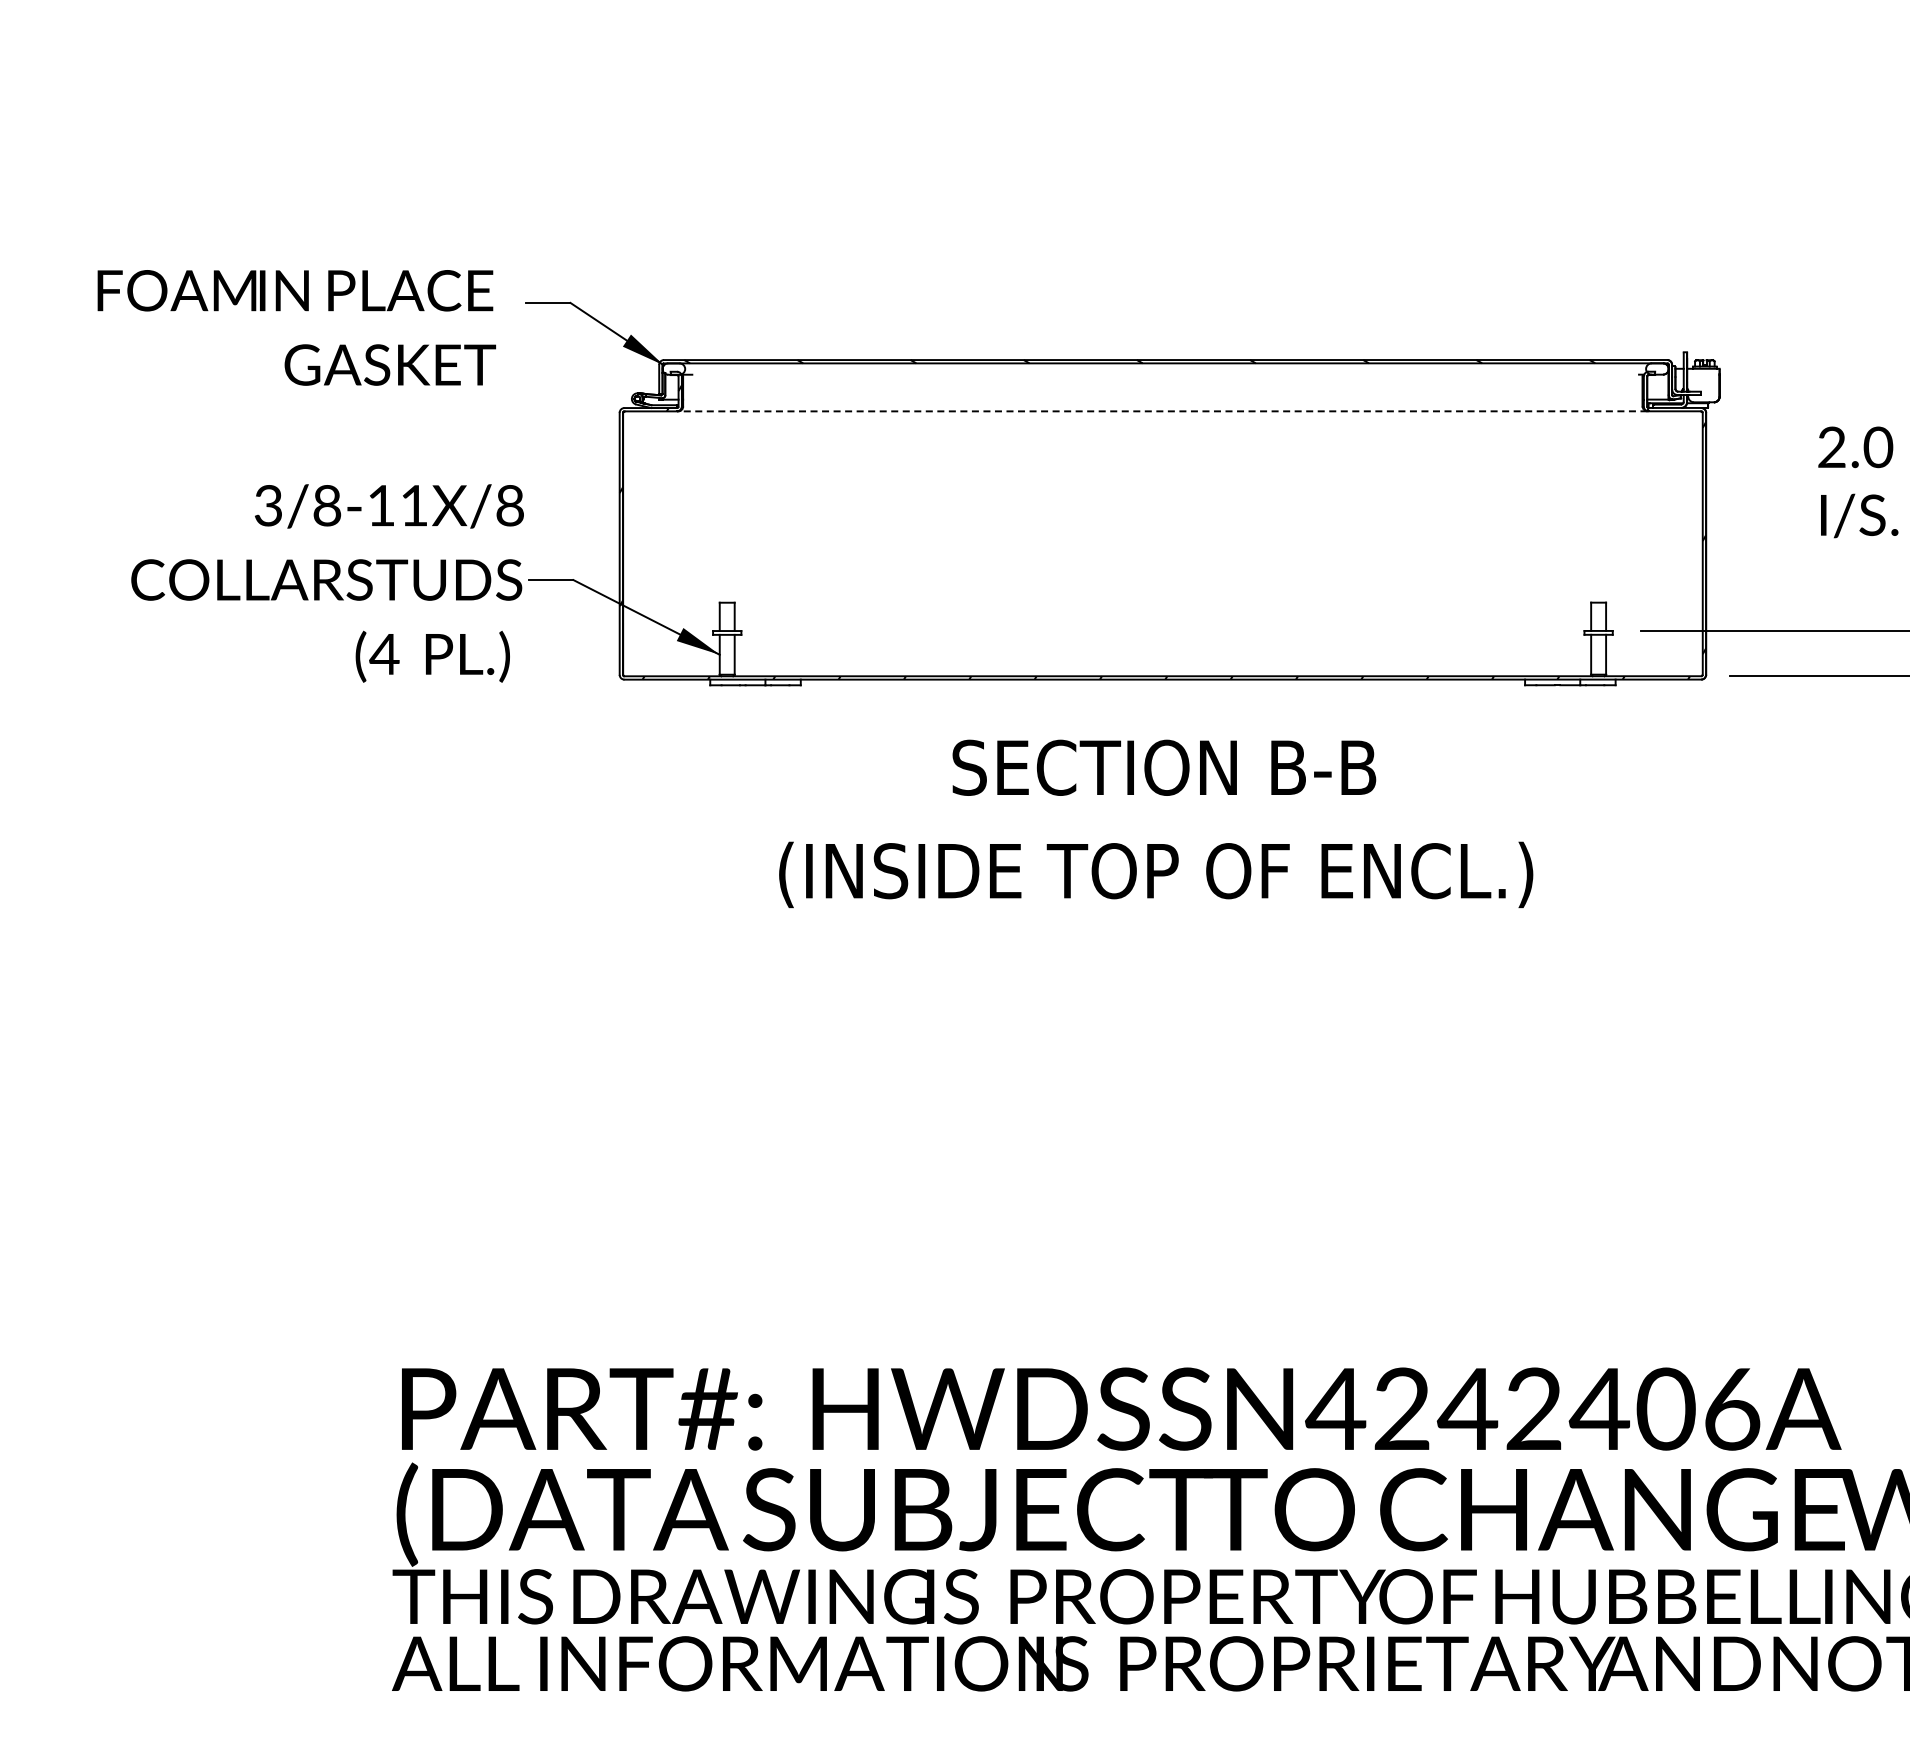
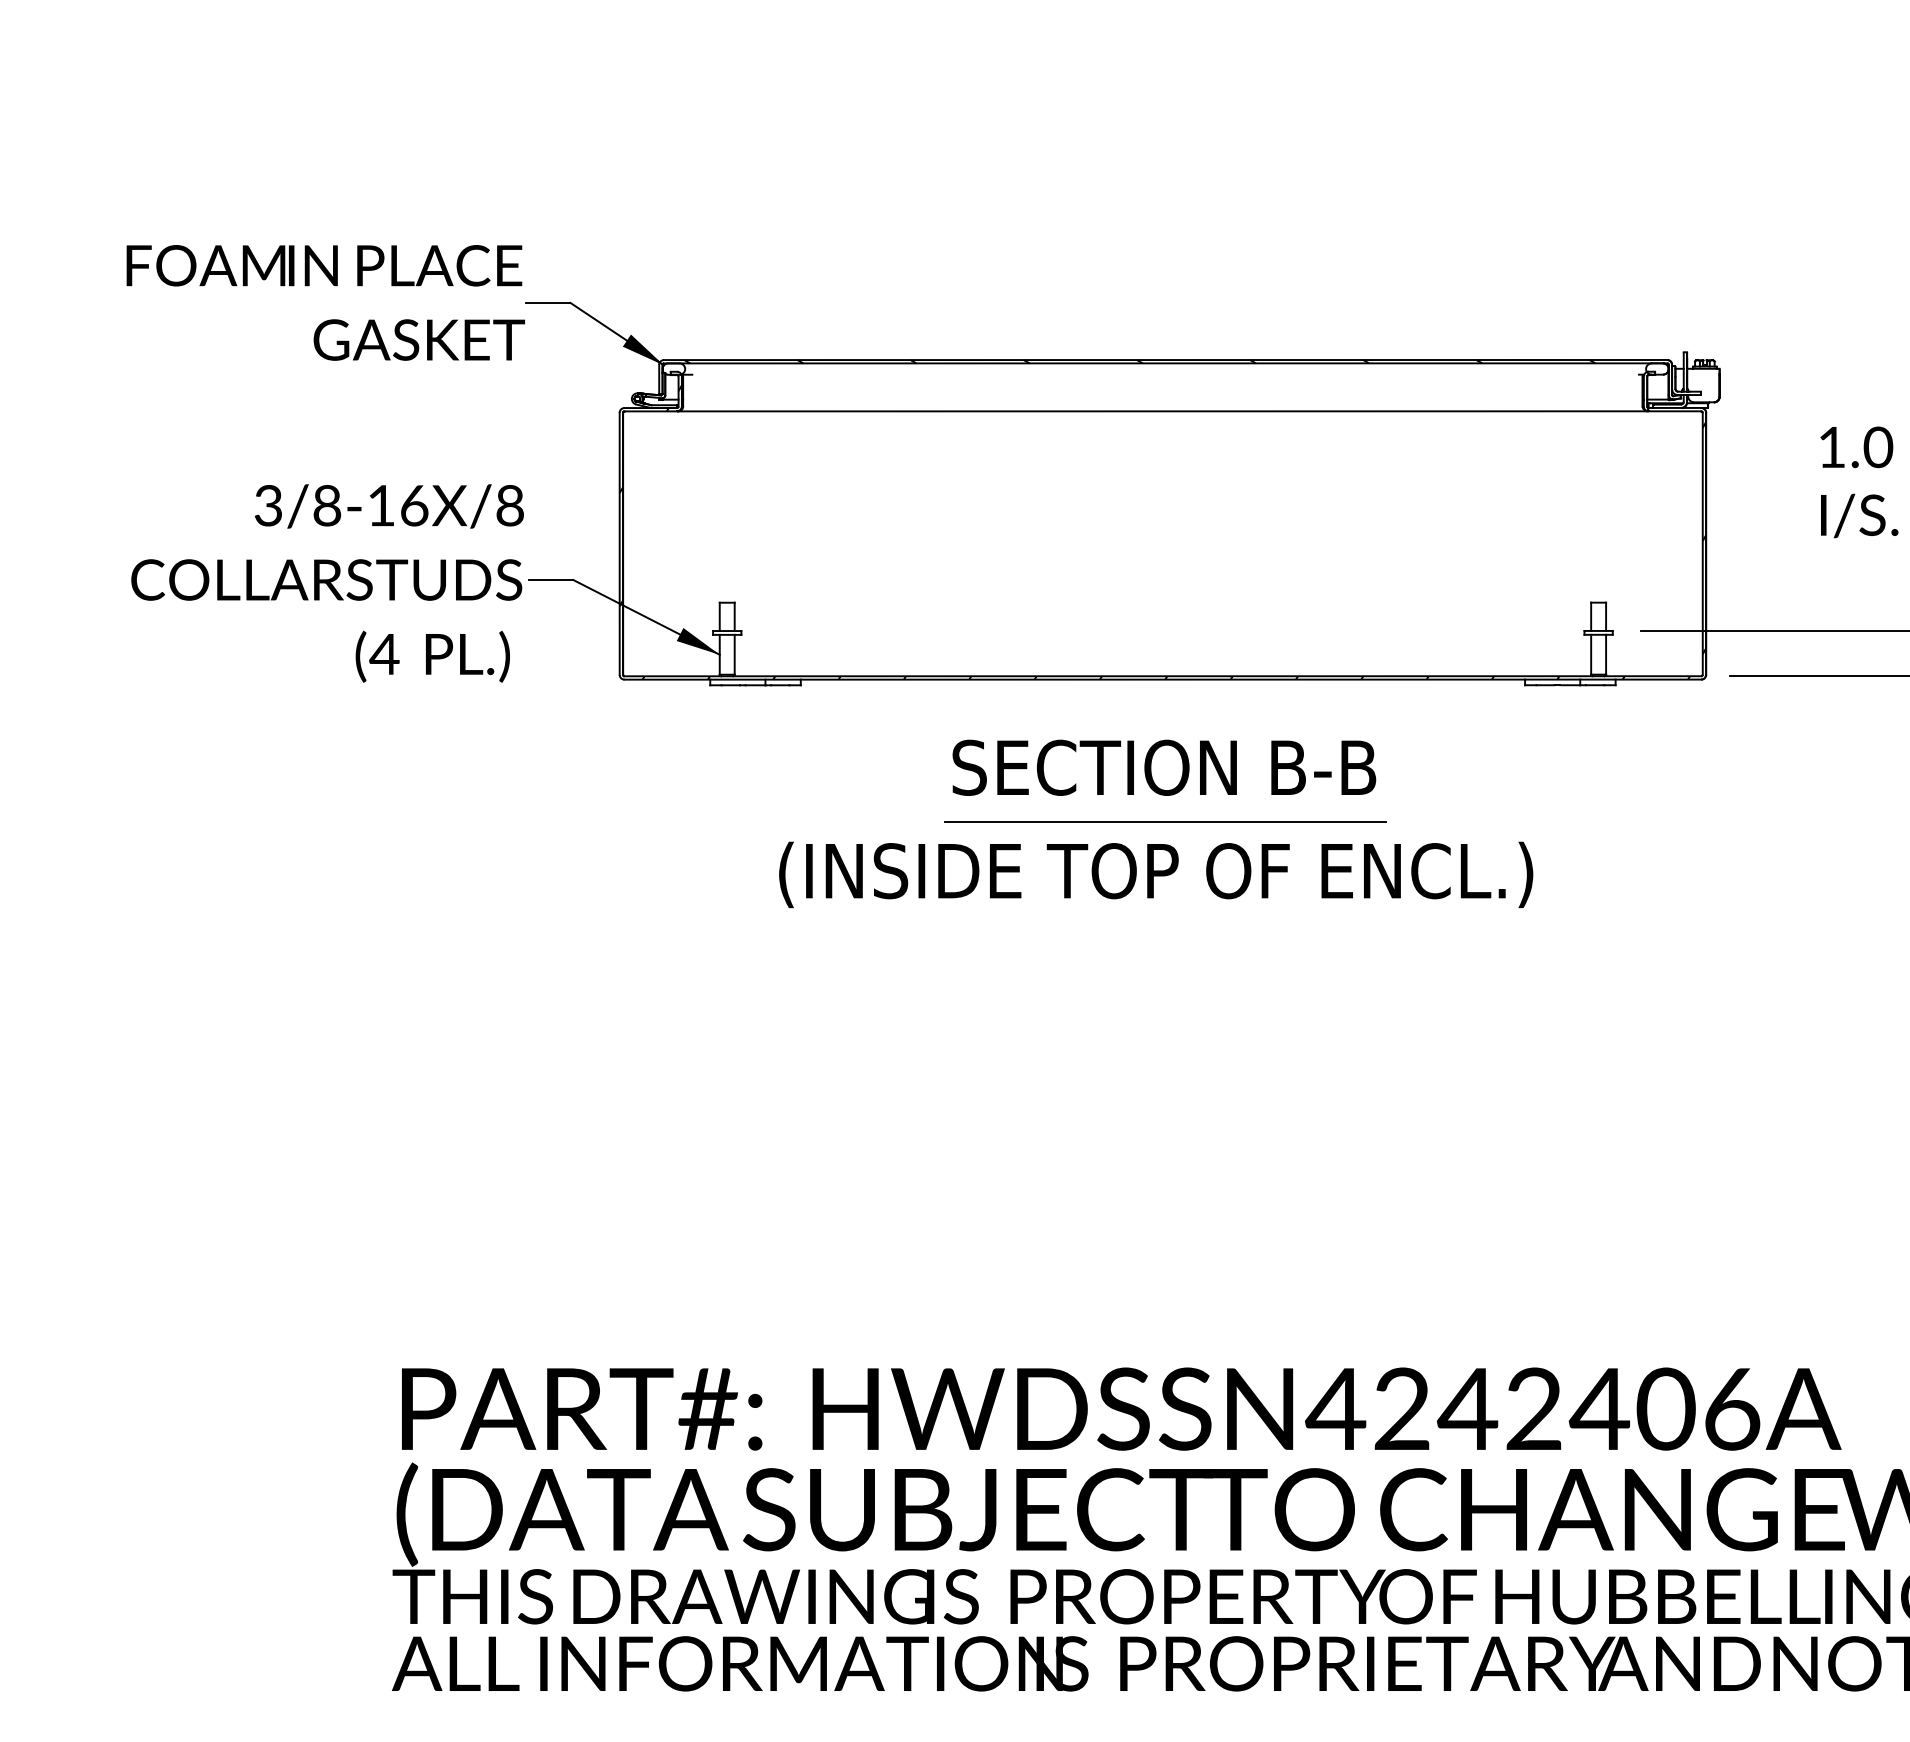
text position: (296, 327) -> (325, 302) (325, 302)
line: dashed -> solid (1162, 411)
text: 2.0 -> 1.0 (1831, 446)
text: 3/8-11 -> 3/8-16 (414, 505)
line: none -> present (1165, 821)
